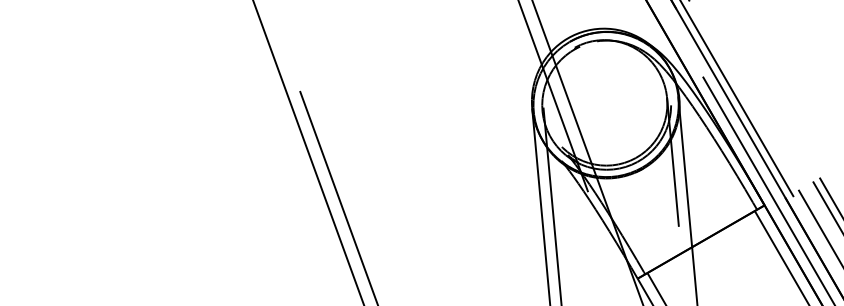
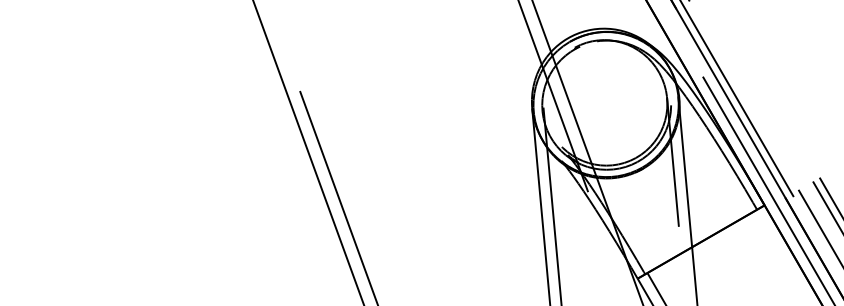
line: present -> none (780, 256)
